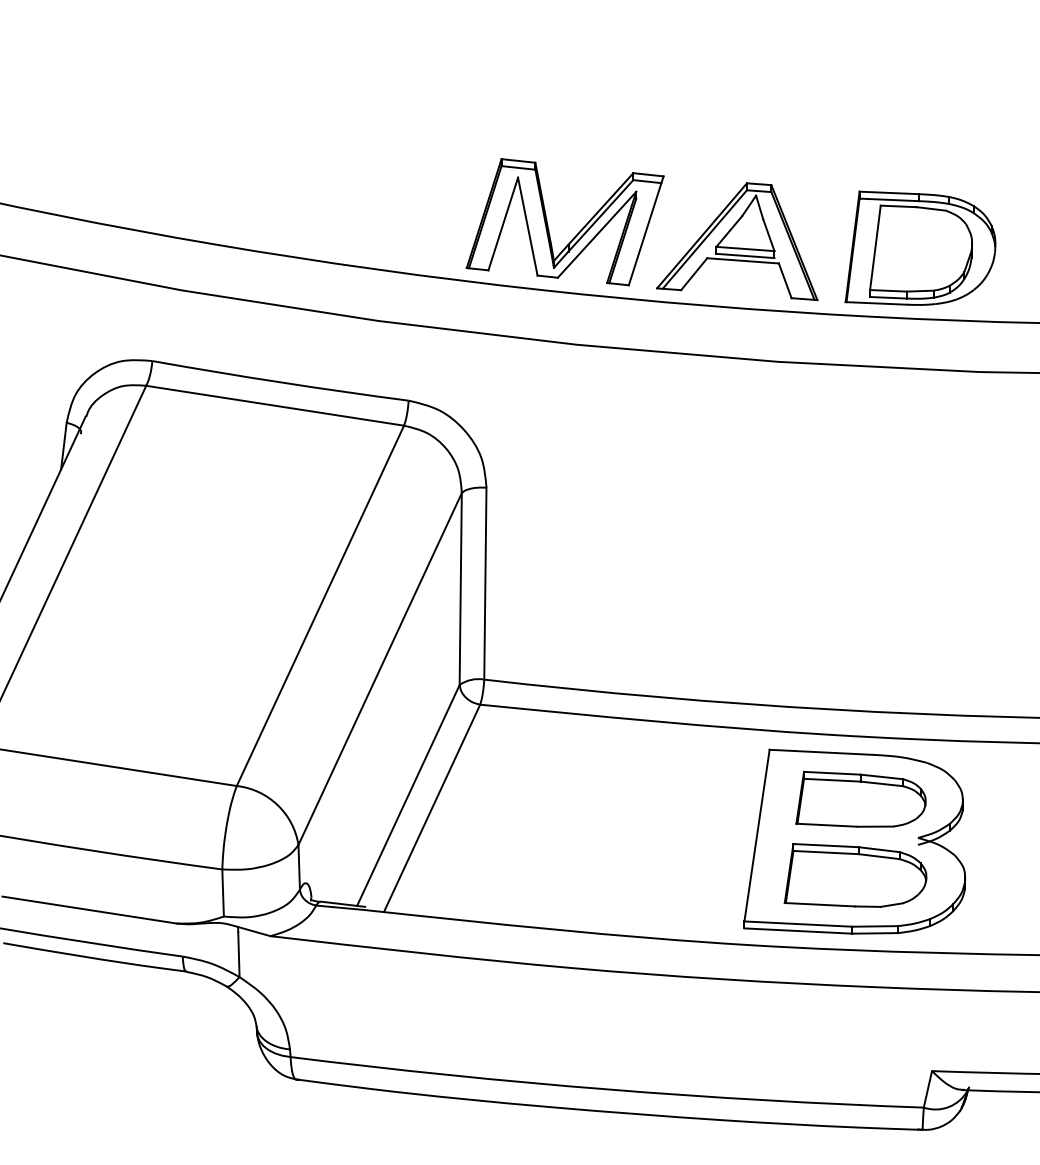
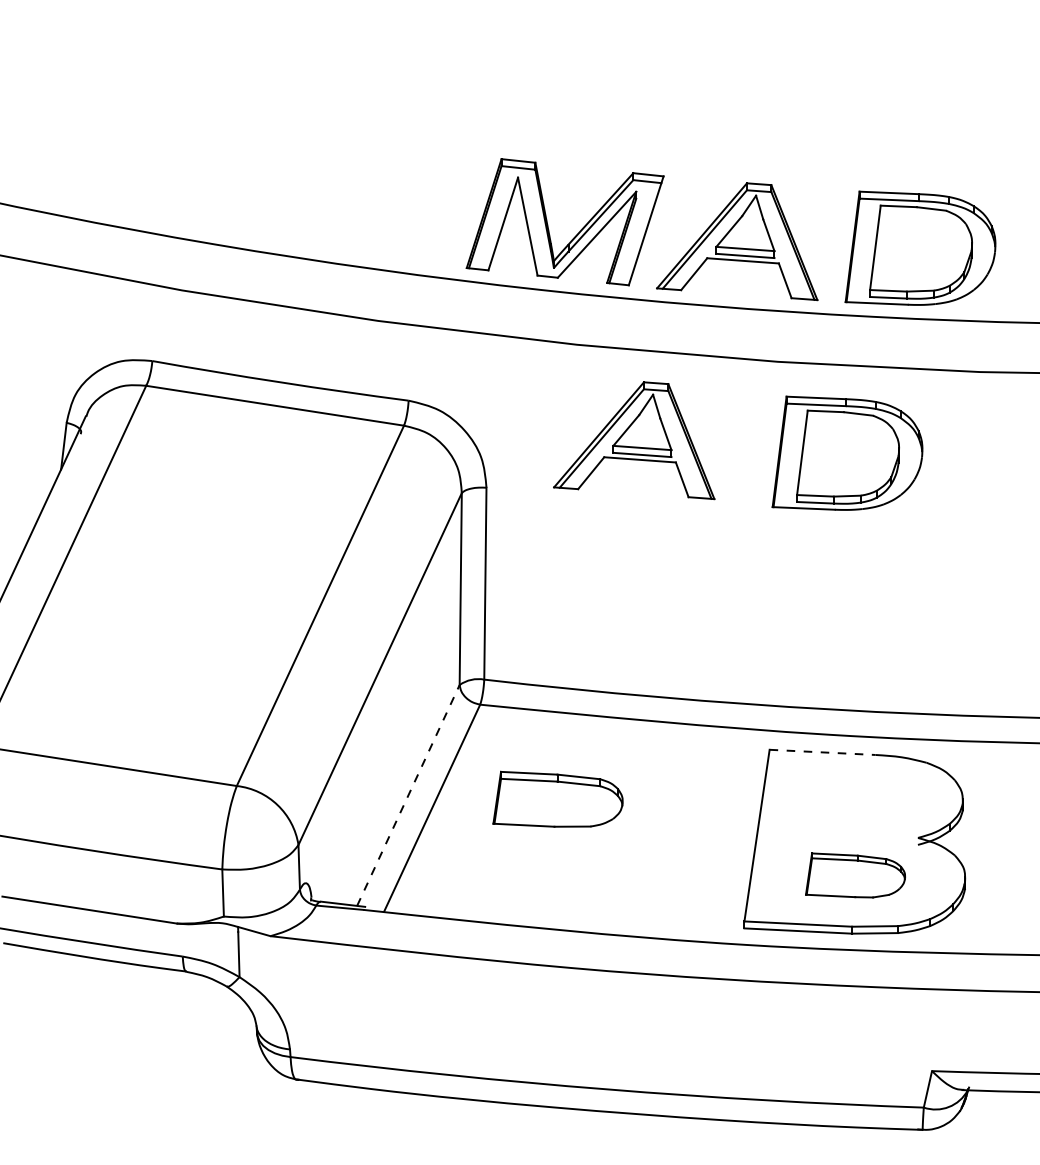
part: none -> present (634, 440)
part: none -> present (847, 452)
line: solid -> dashed (823, 752)
line: solid -> dashed (408, 795)
part position: (860, 798) -> (557, 798) (557, 798)
part size: 145x65 px -> 101x47 px (855, 875)
